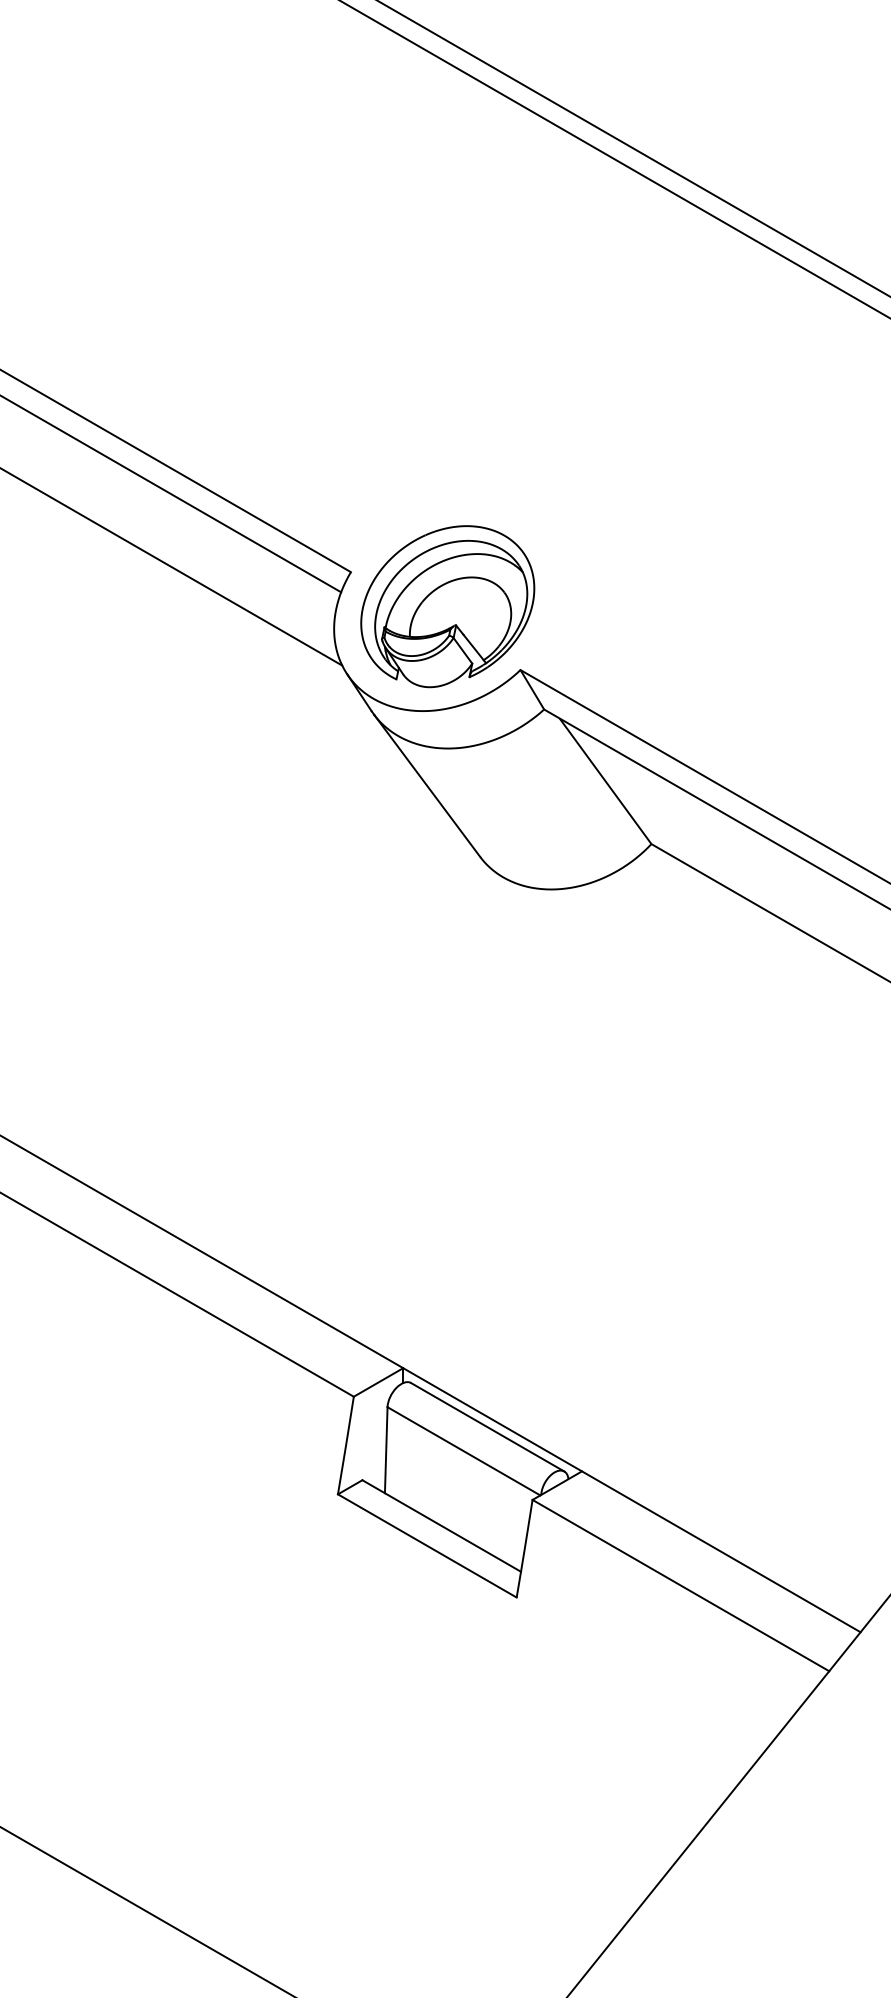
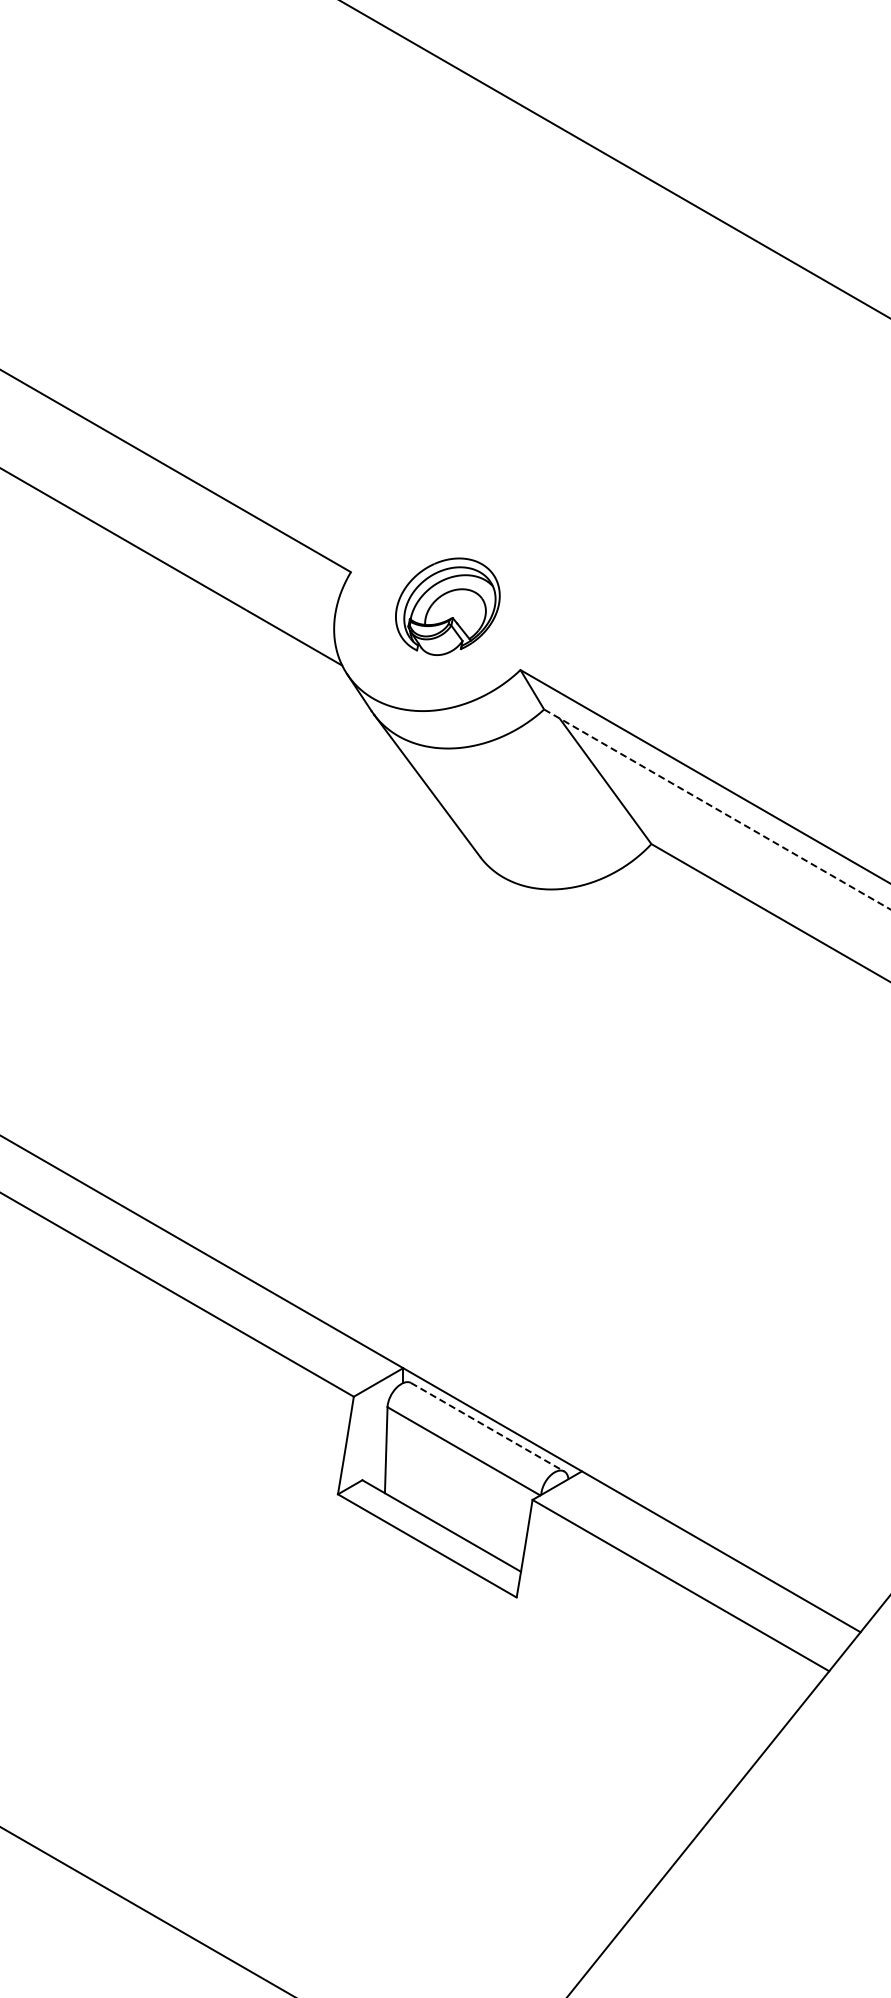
line: present -> none (633, 148)
line: present -> none (171, 494)
part size: 176x164 px -> 106x99 px (447, 606)
line: solid -> dashed (717, 809)
line: solid -> dashed (487, 1427)
